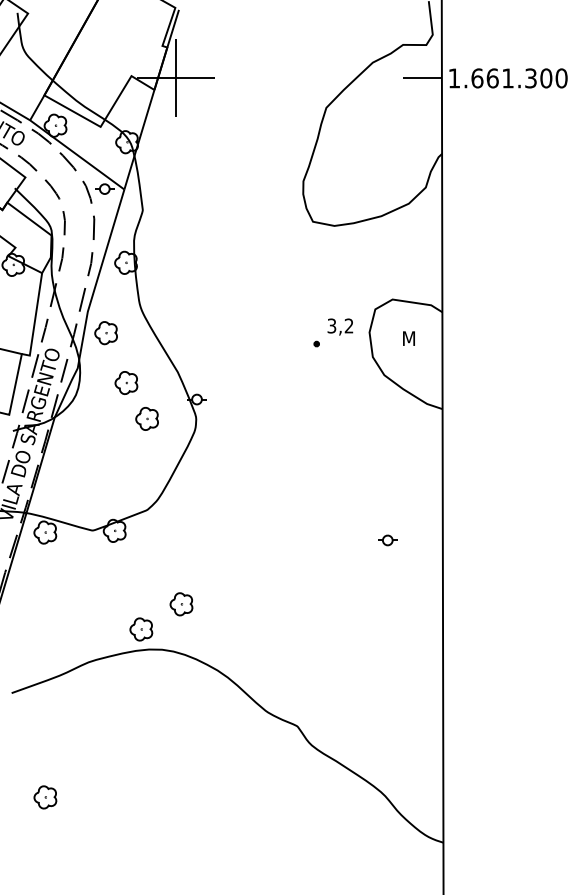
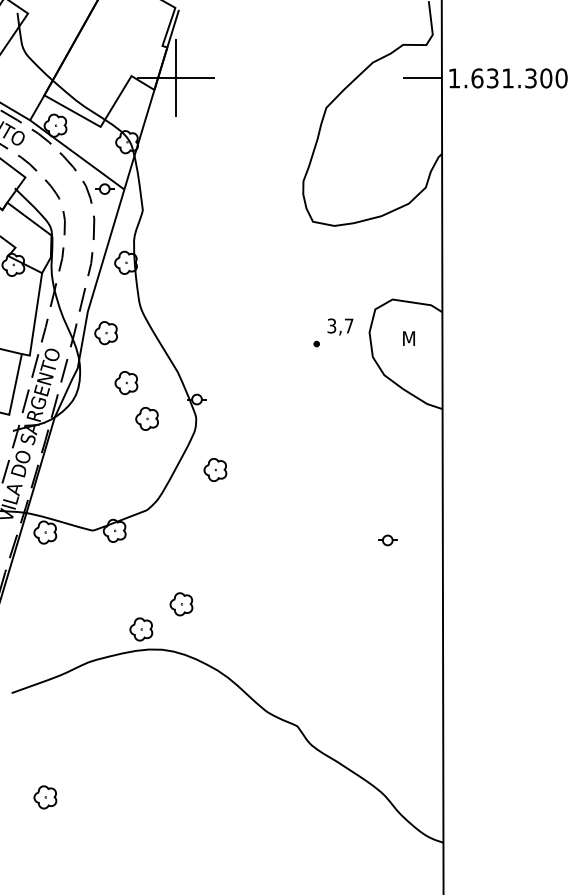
text: 1.661.300 -> 1.631.300 (492, 78)
text: 3,2 -> 3,7 (348, 325)
part: none -> present (215, 469)
